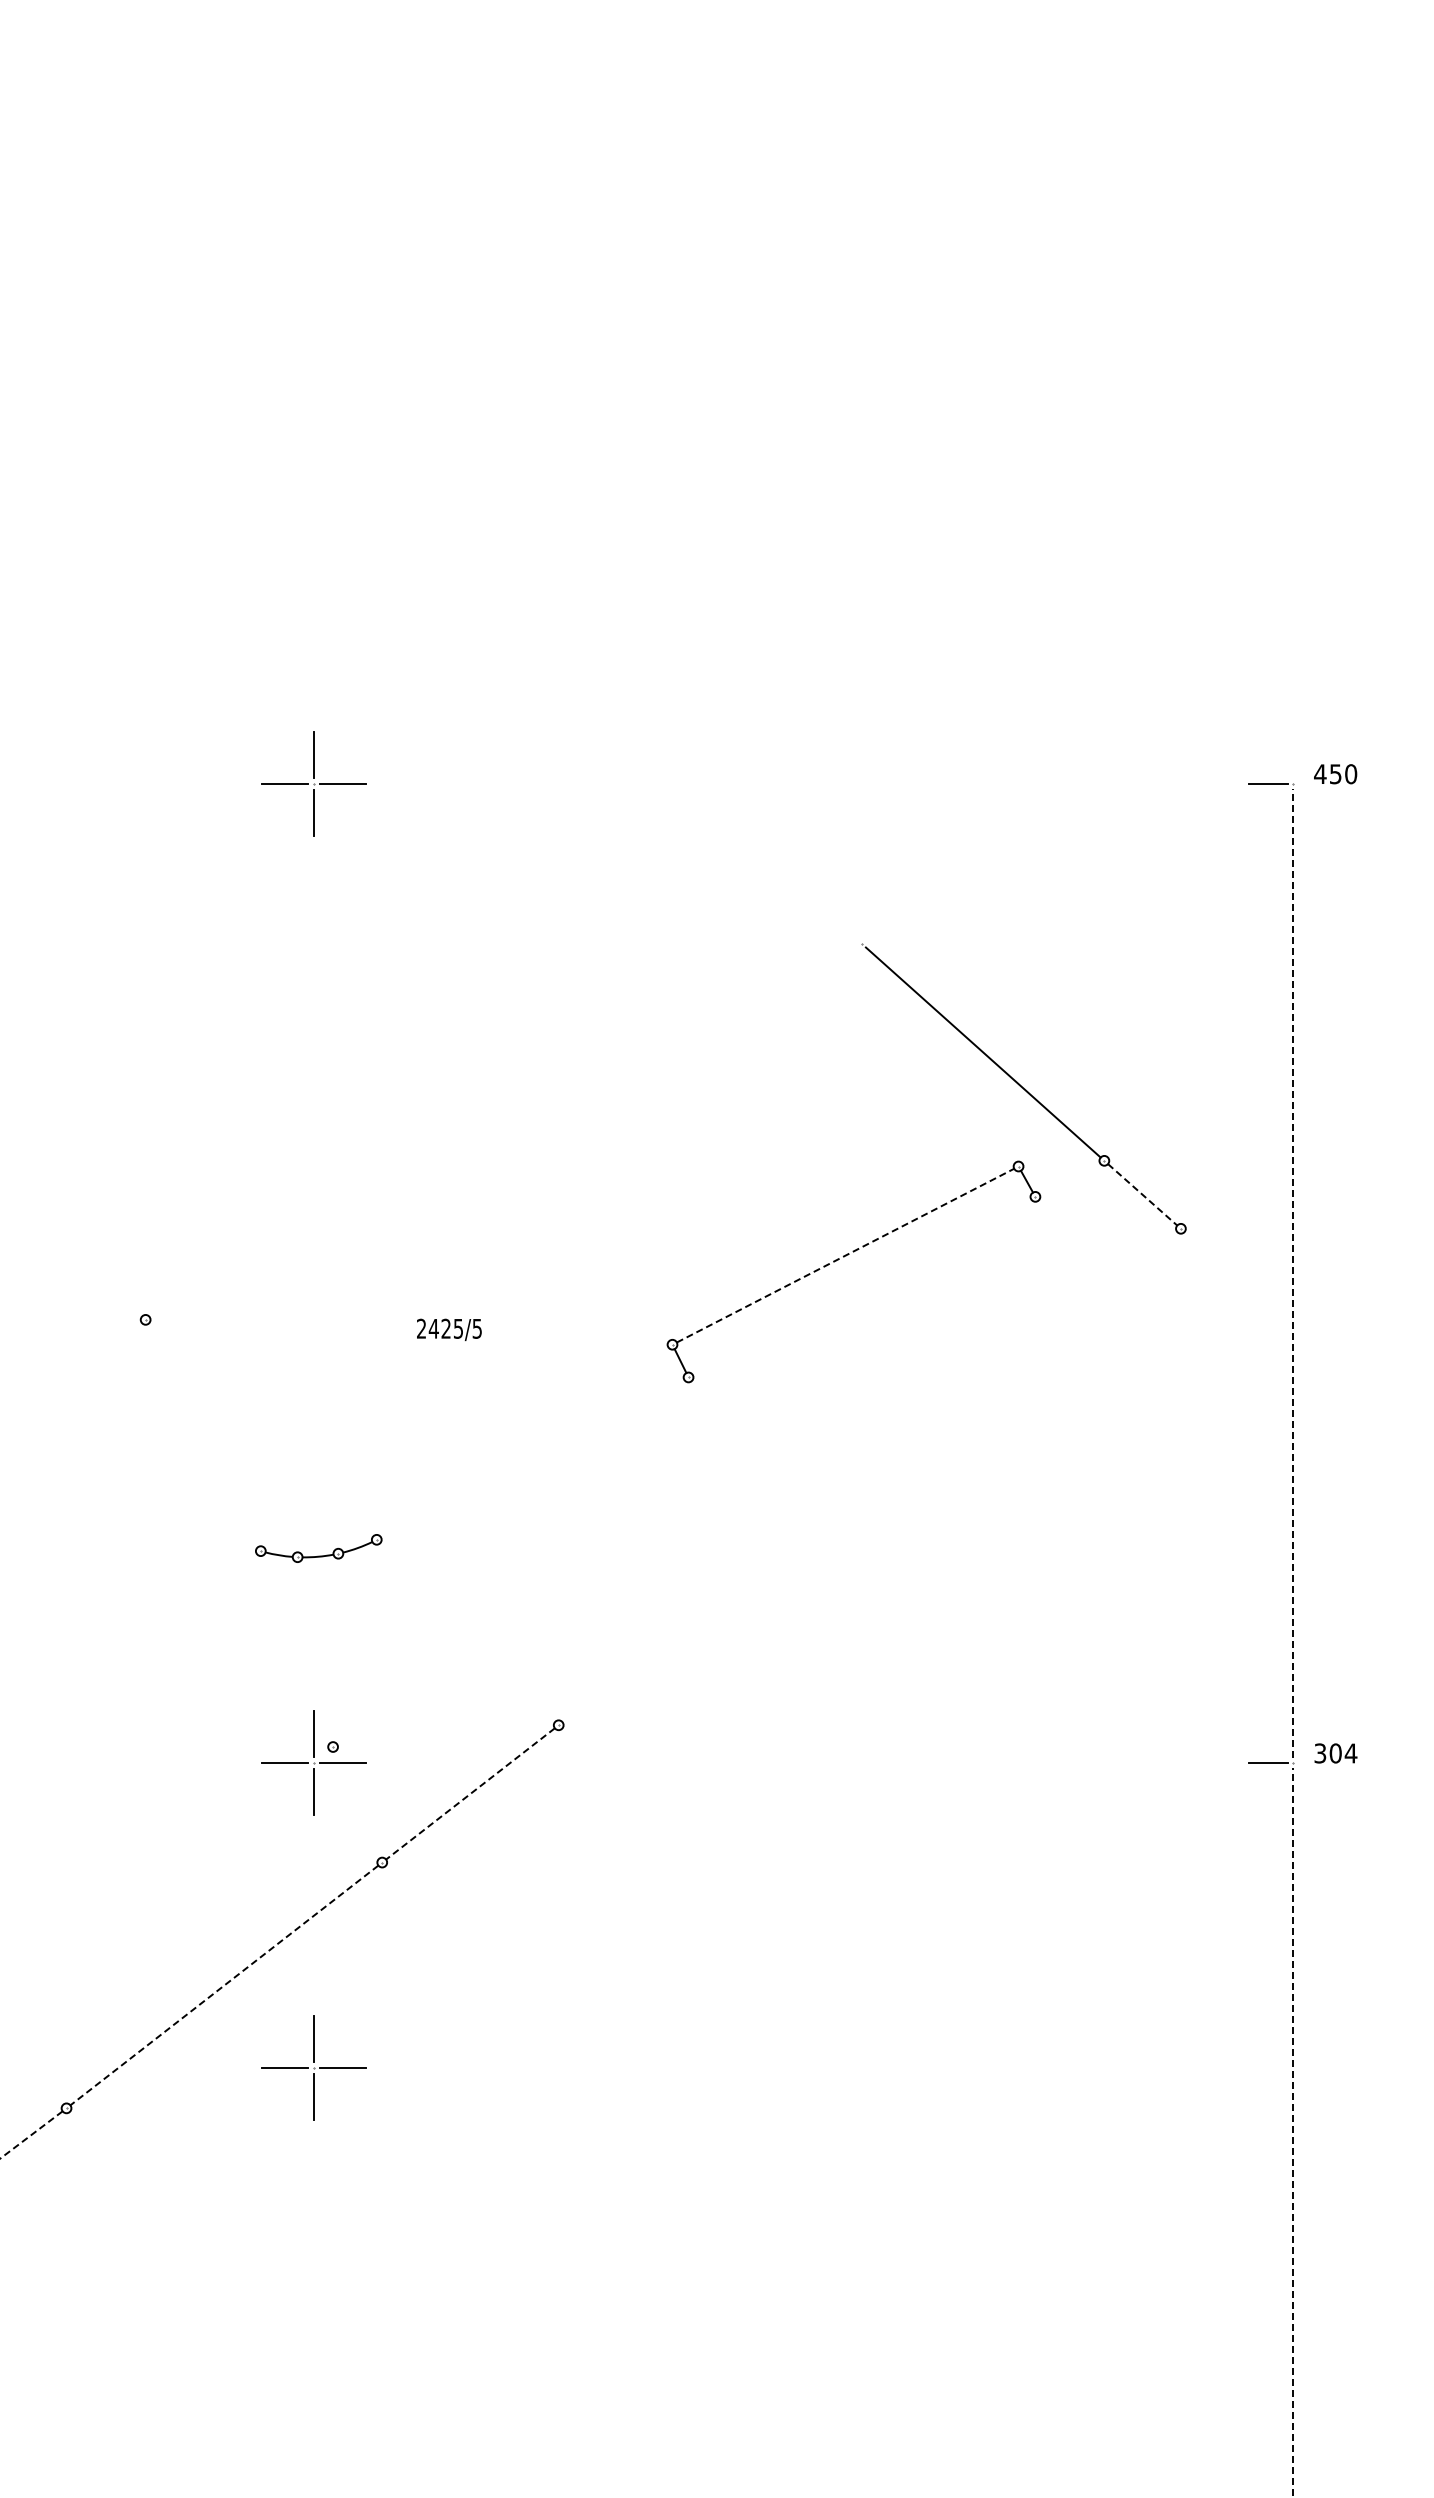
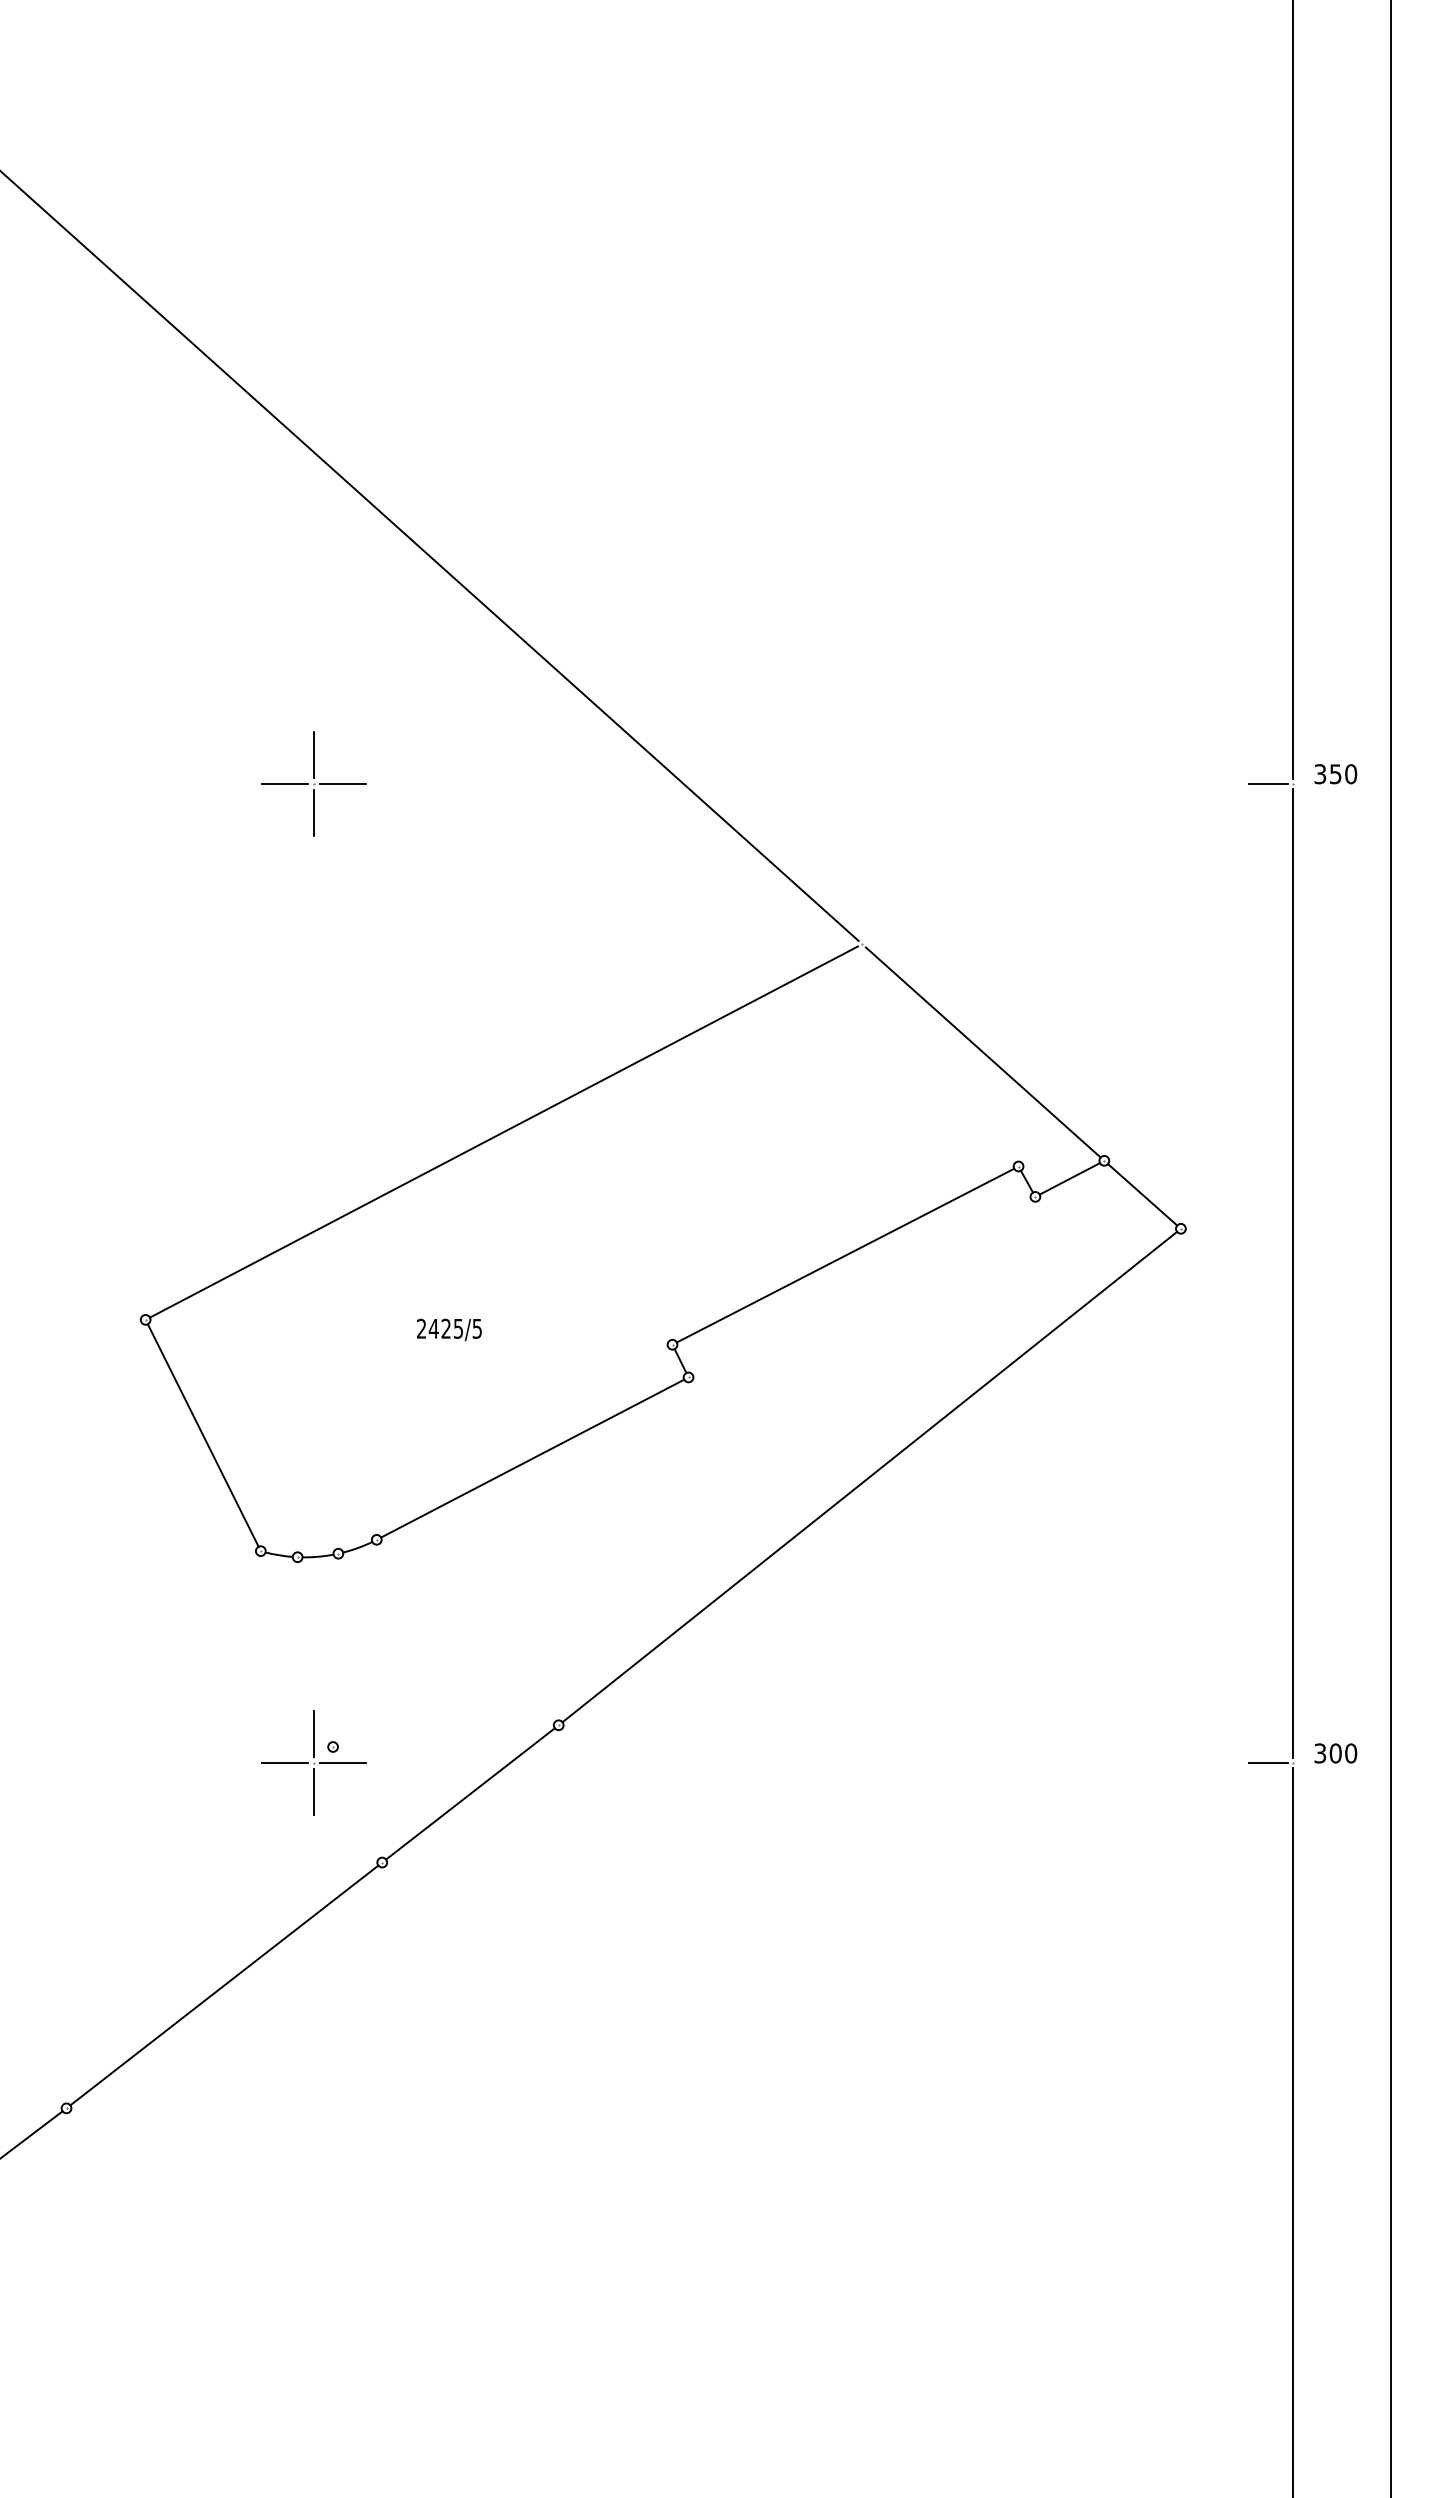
line: none -> present (1293, 390)
line: none -> present (430, 556)
text: 450 -> 350 (1320, 774)
line: none -> present (503, 1131)
line: none -> present (1069, 1178)
line: dashed -> solid (1143, 1195)
line: none -> present (1391, 1248)
line: dashed -> solid (845, 1255)
line: dashed -> solid (1293, 1273)
line: none -> present (202, 1435)
line: none -> present (532, 1458)
line: none -> present (869, 1476)
text: 304 -> 300 (1350, 1753)
line: dashed -> solid (470, 1793)
line: dashed -> solid (224, 1985)
part: present -> none (313, 2067)
line: dashed -> solid (1293, 2132)
line: dashed -> solid (31, 2134)
